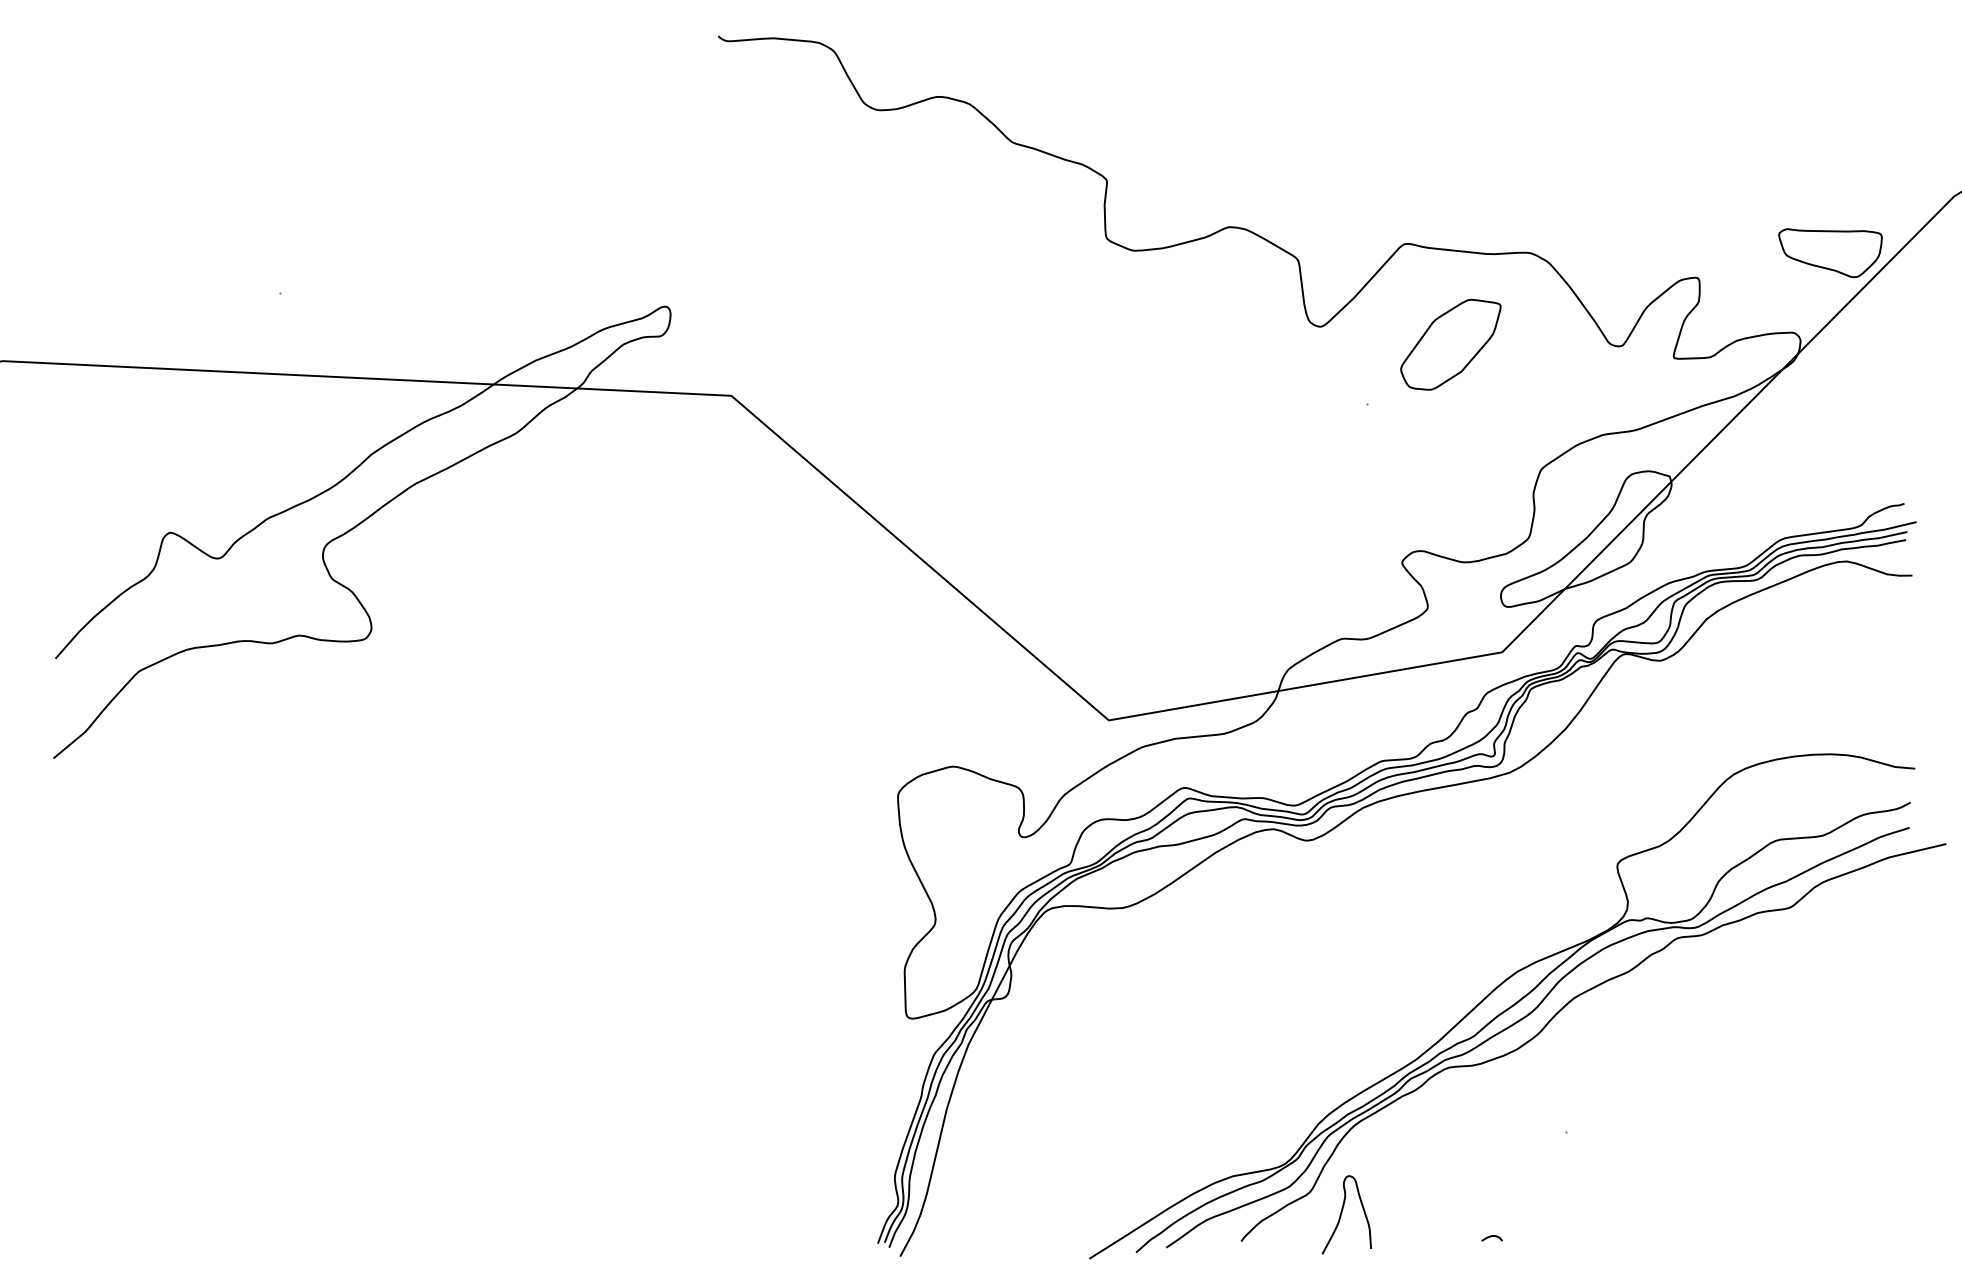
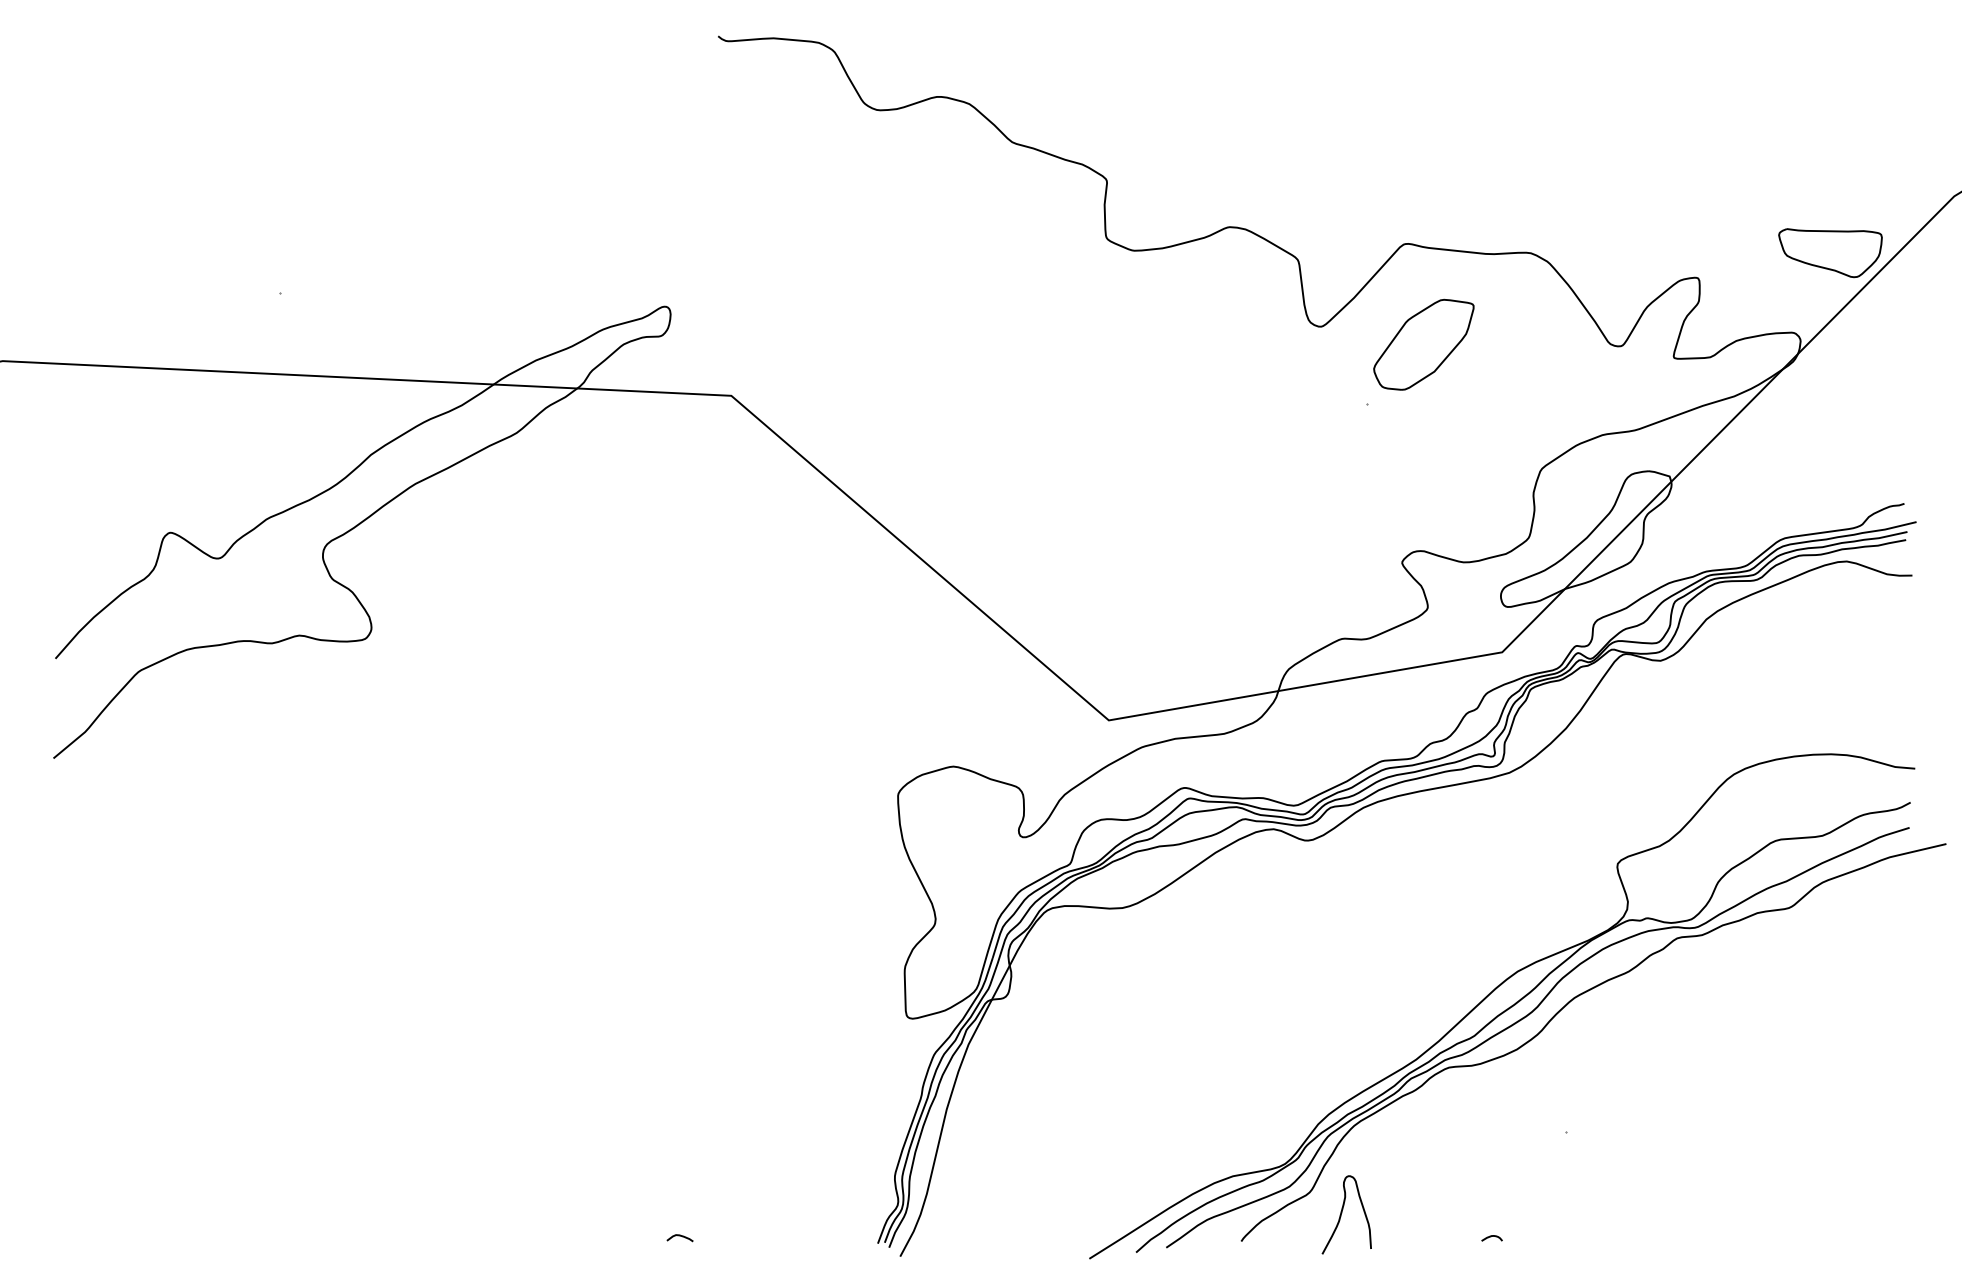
part position: (1450, 344) -> (1423, 344) (1423, 344)
curve: none -> present (679, 1236)
